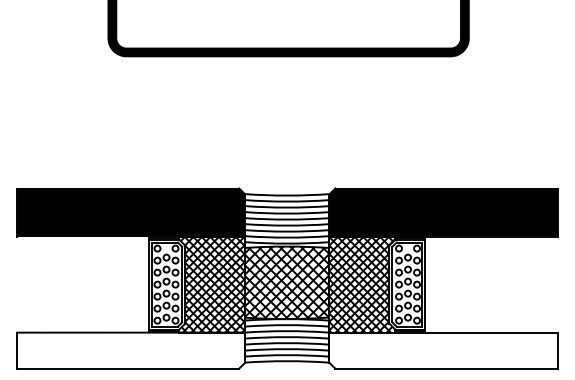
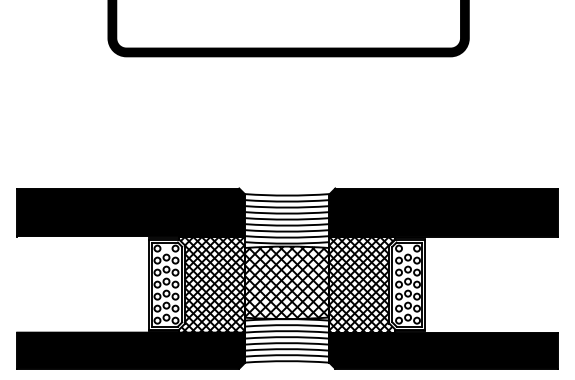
fill: none -> present (131, 350)
fill: none -> present (443, 350)
